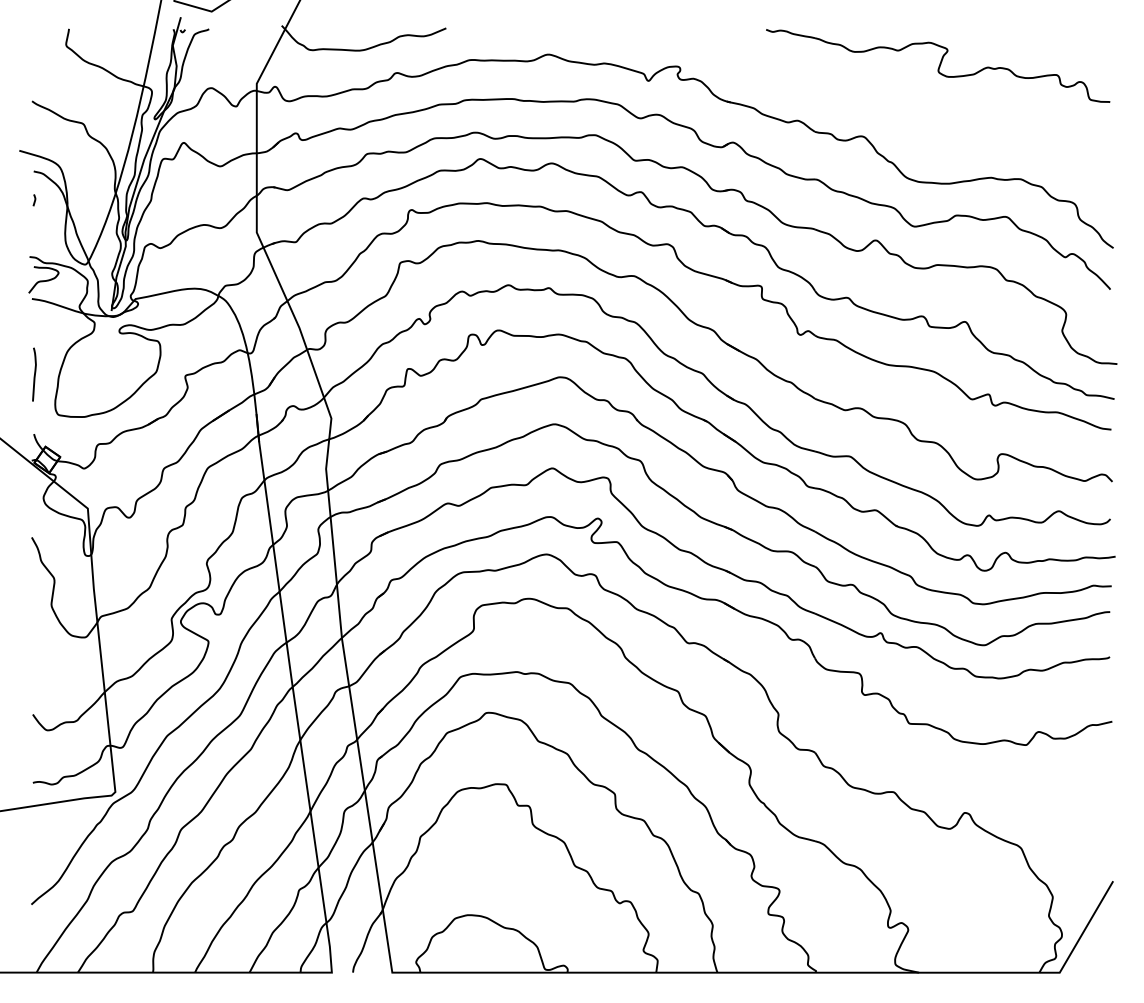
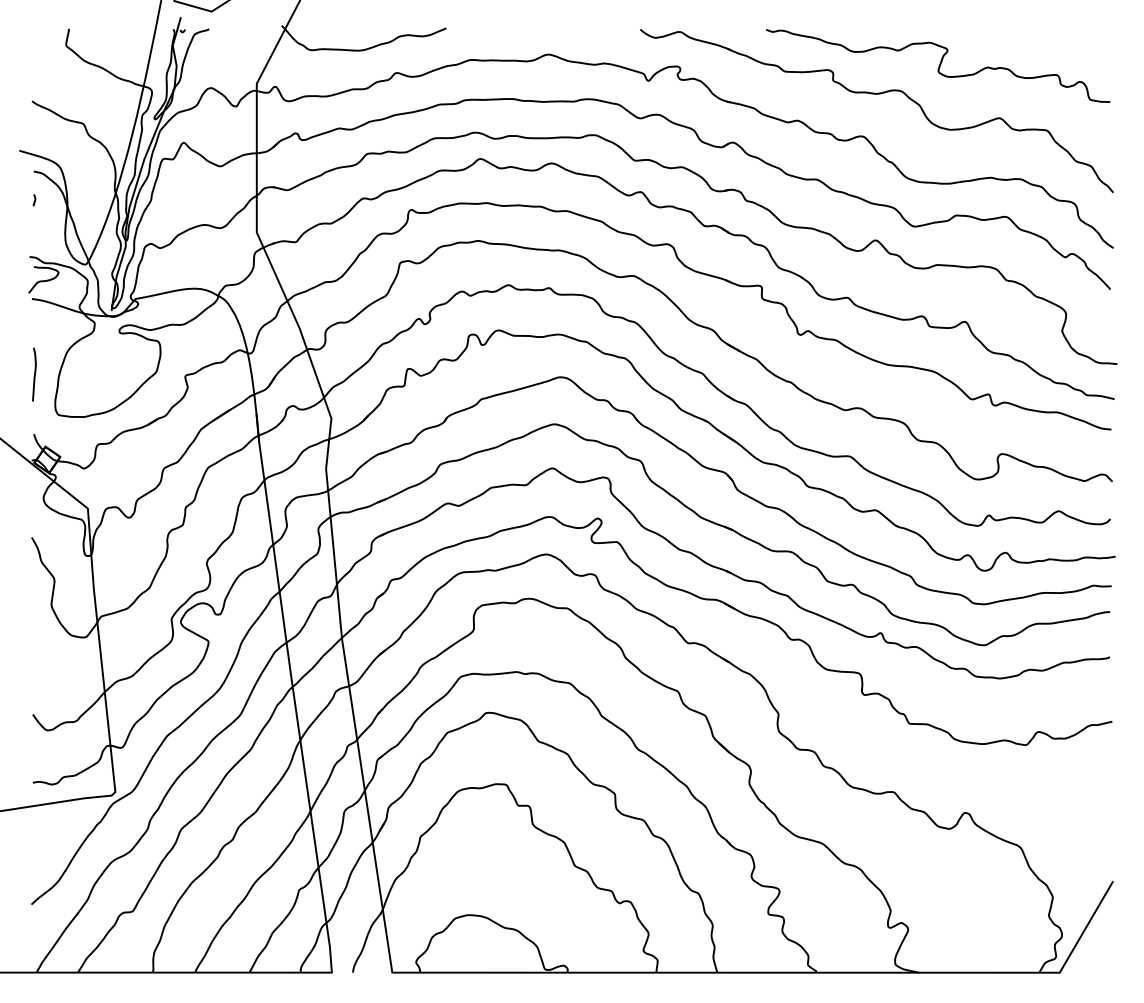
part: none -> present (876, 94)
